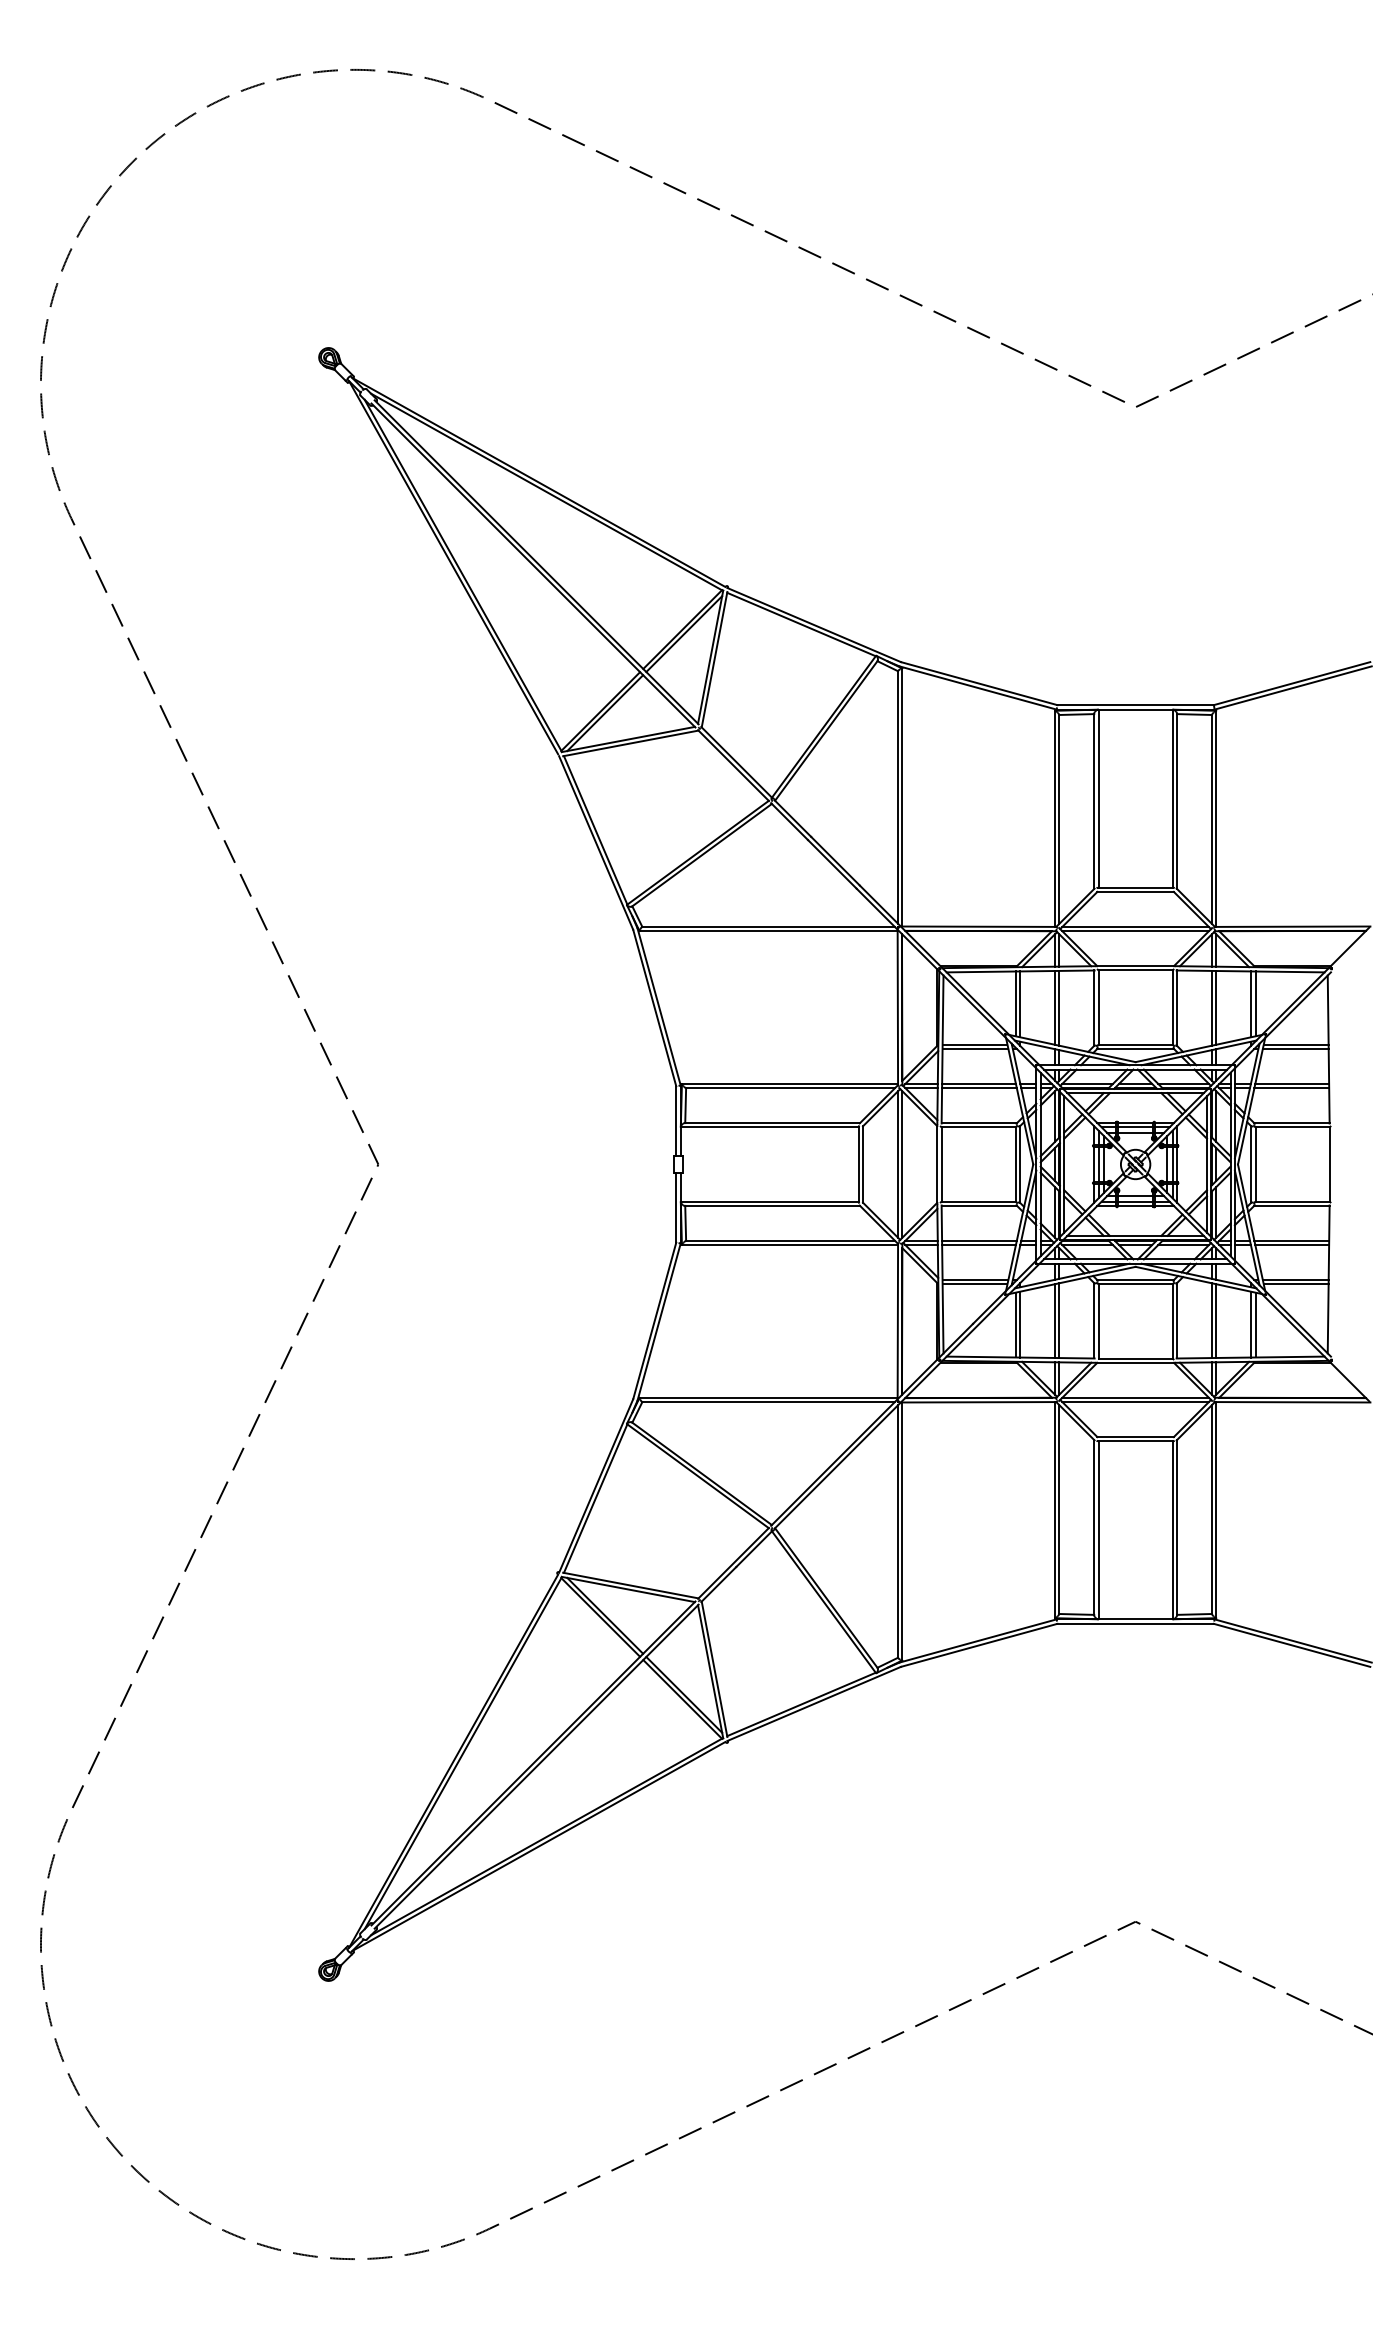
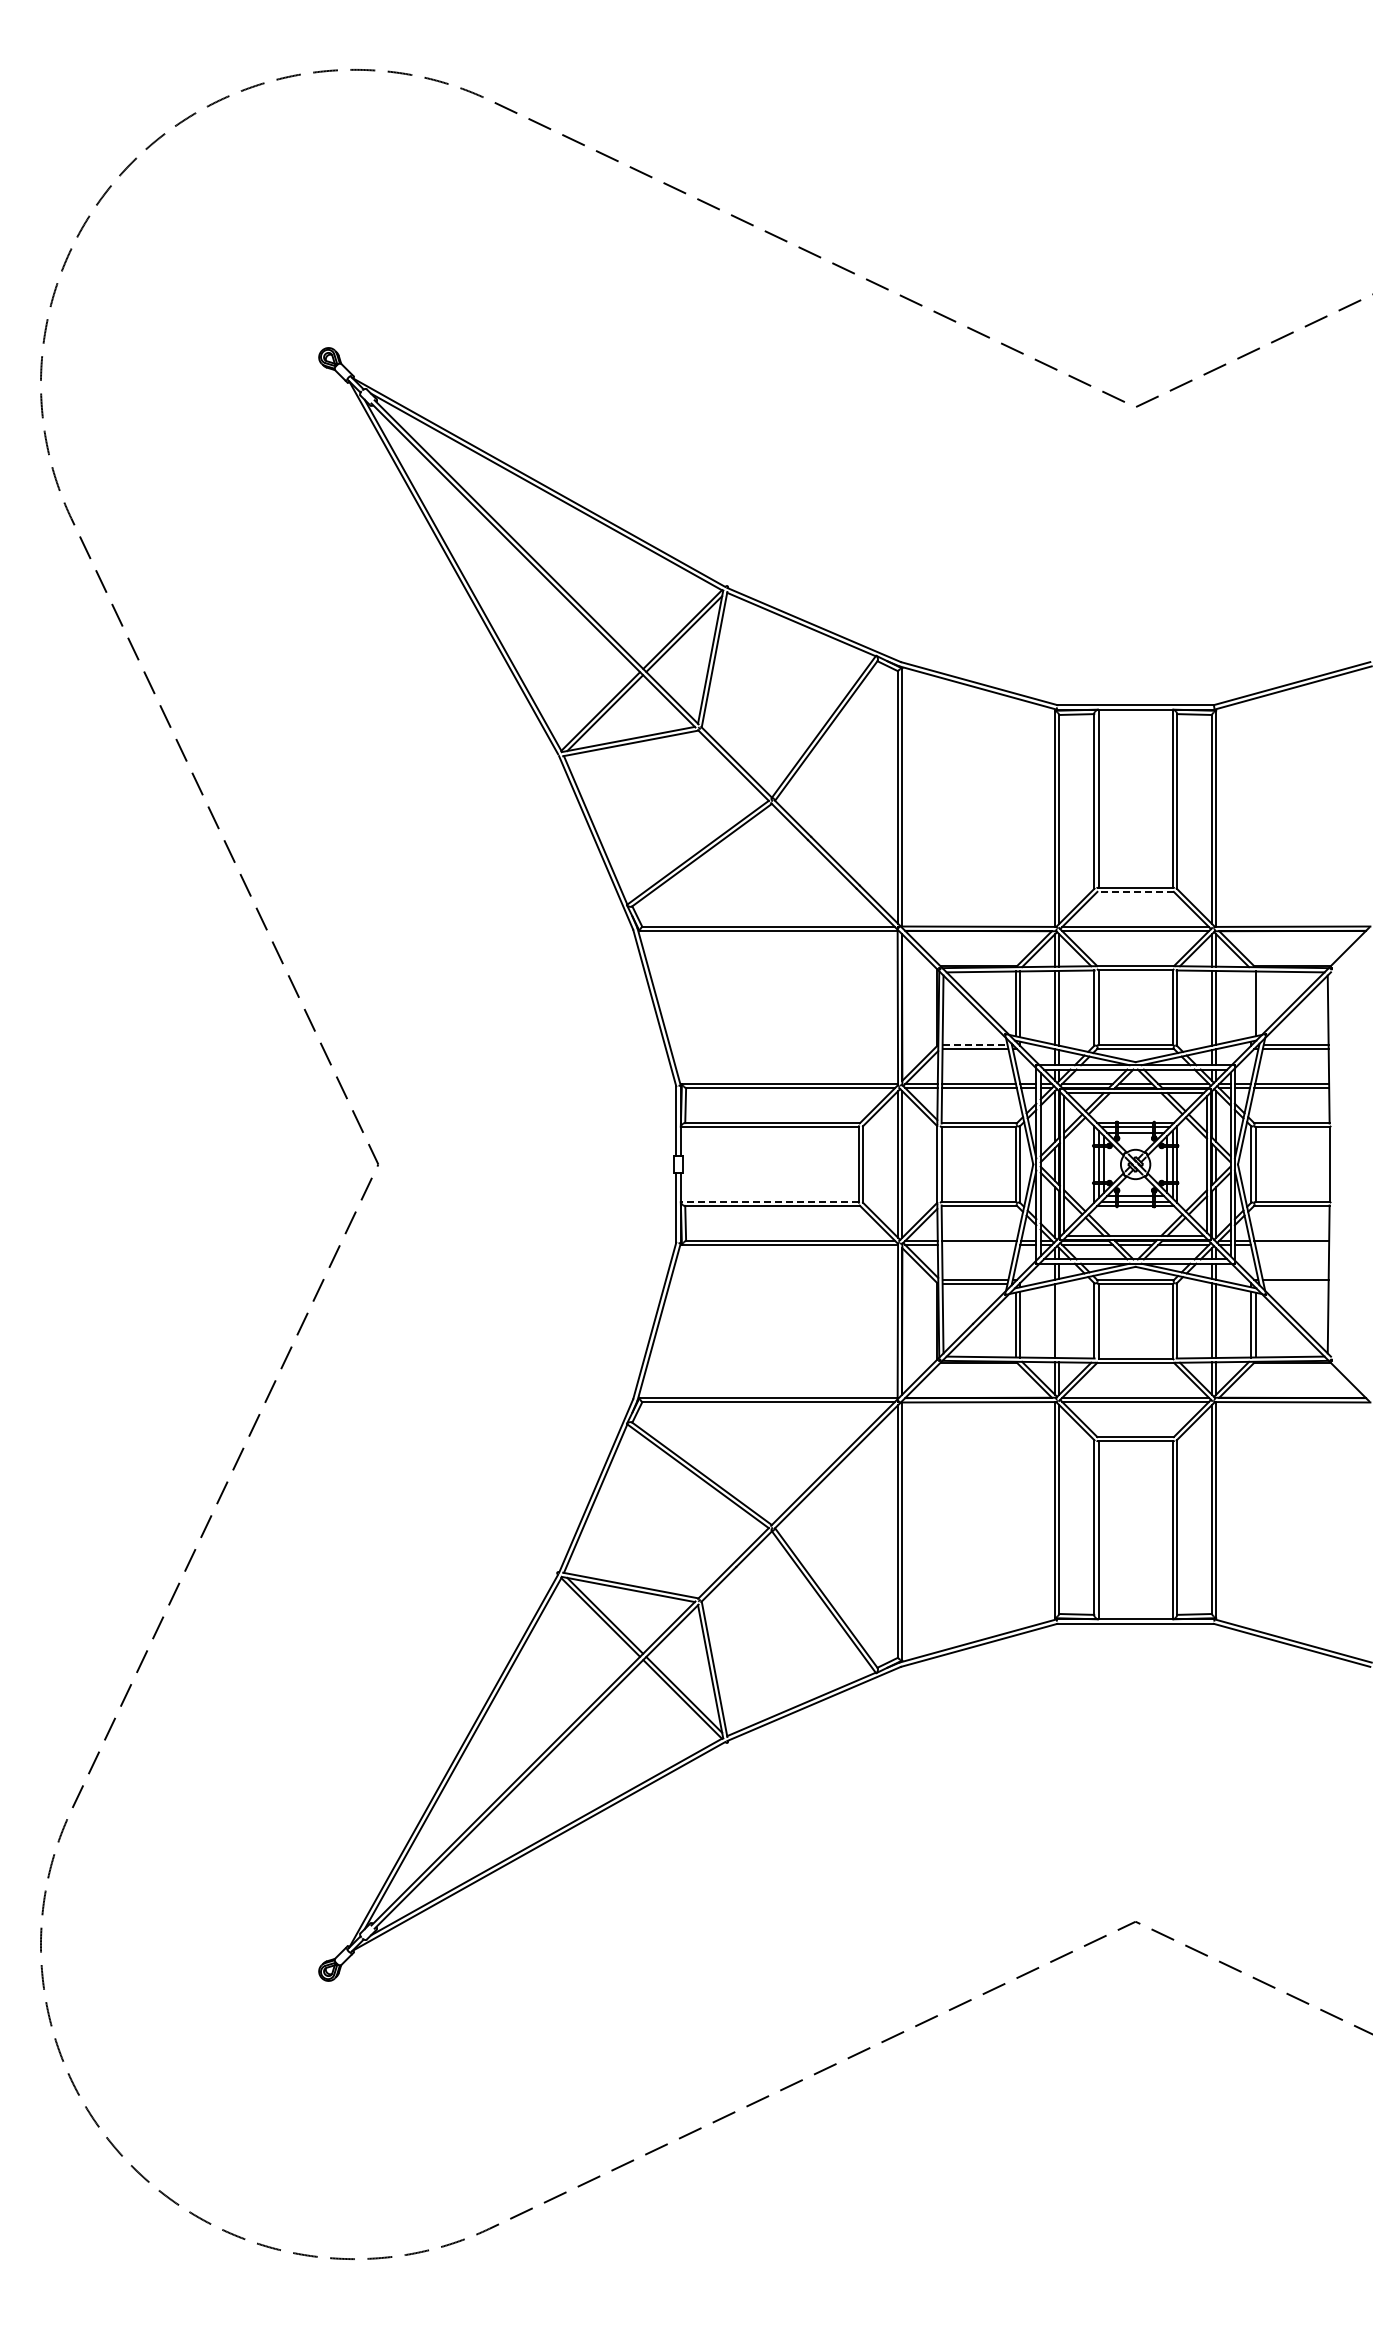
line: solid -> dashed (1135, 892)
line: present -> none (1251, 1004)
line: solid -> dashed (975, 1044)
line: solid -> dashed (770, 1201)
line: present -> none (978, 1245)
line: present -> none (1292, 1245)
line: present -> none (1295, 1284)
line: present -> none (1059, 1320)
